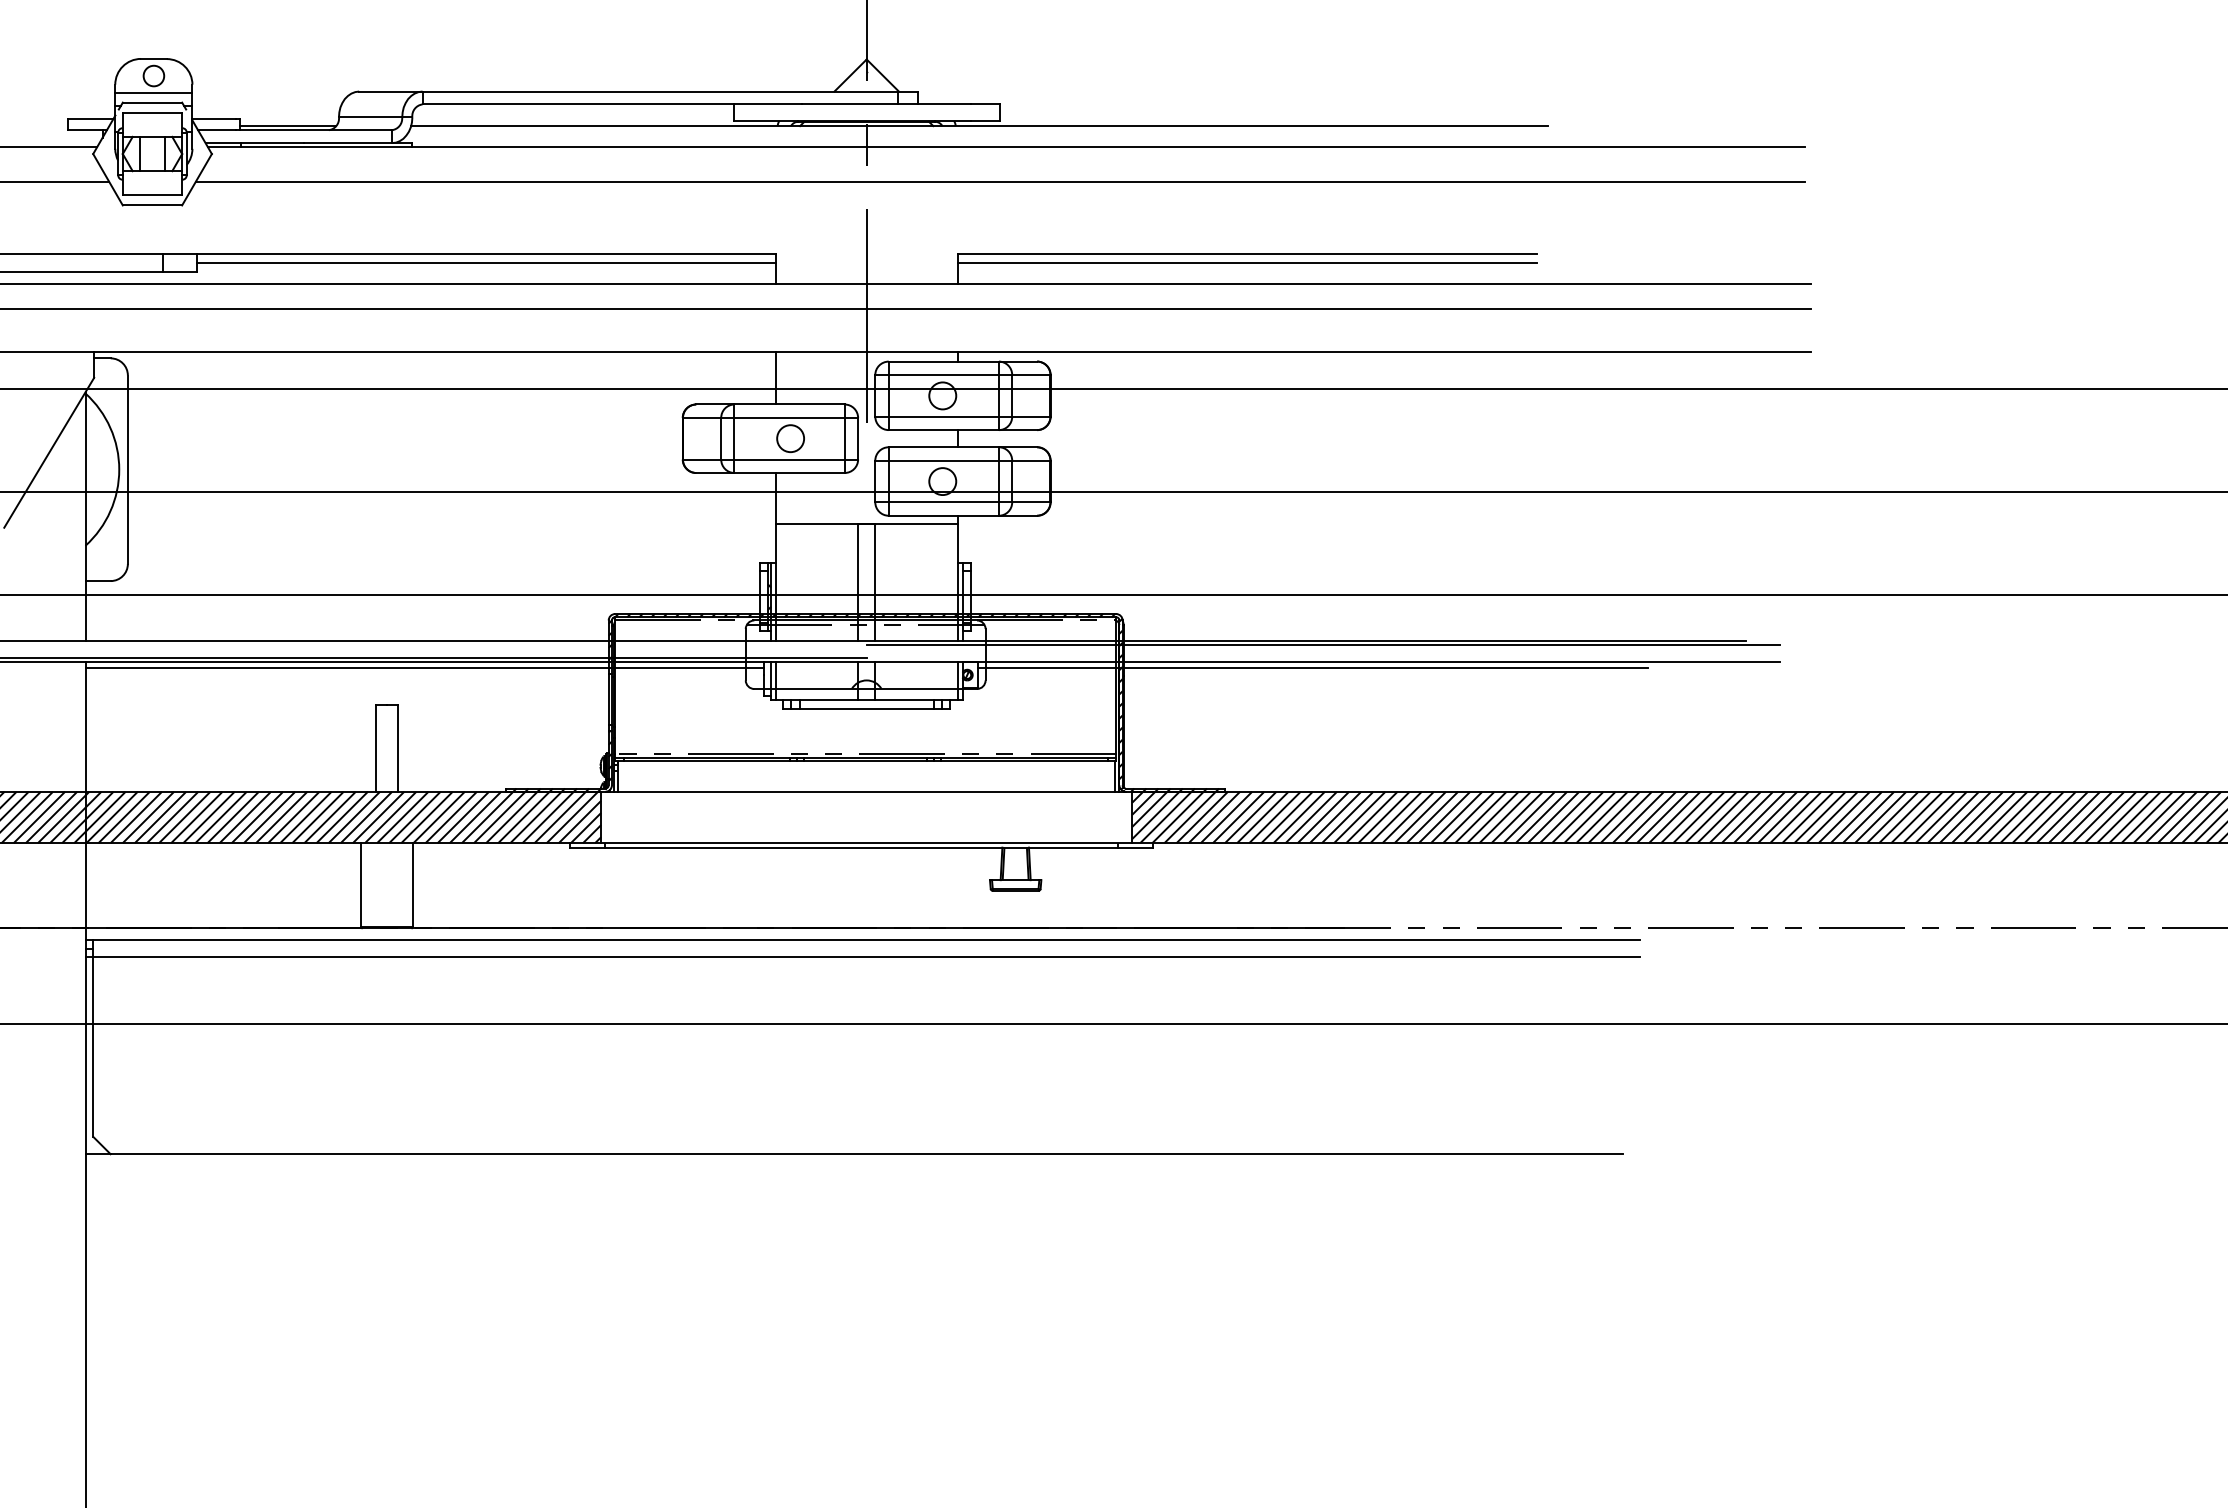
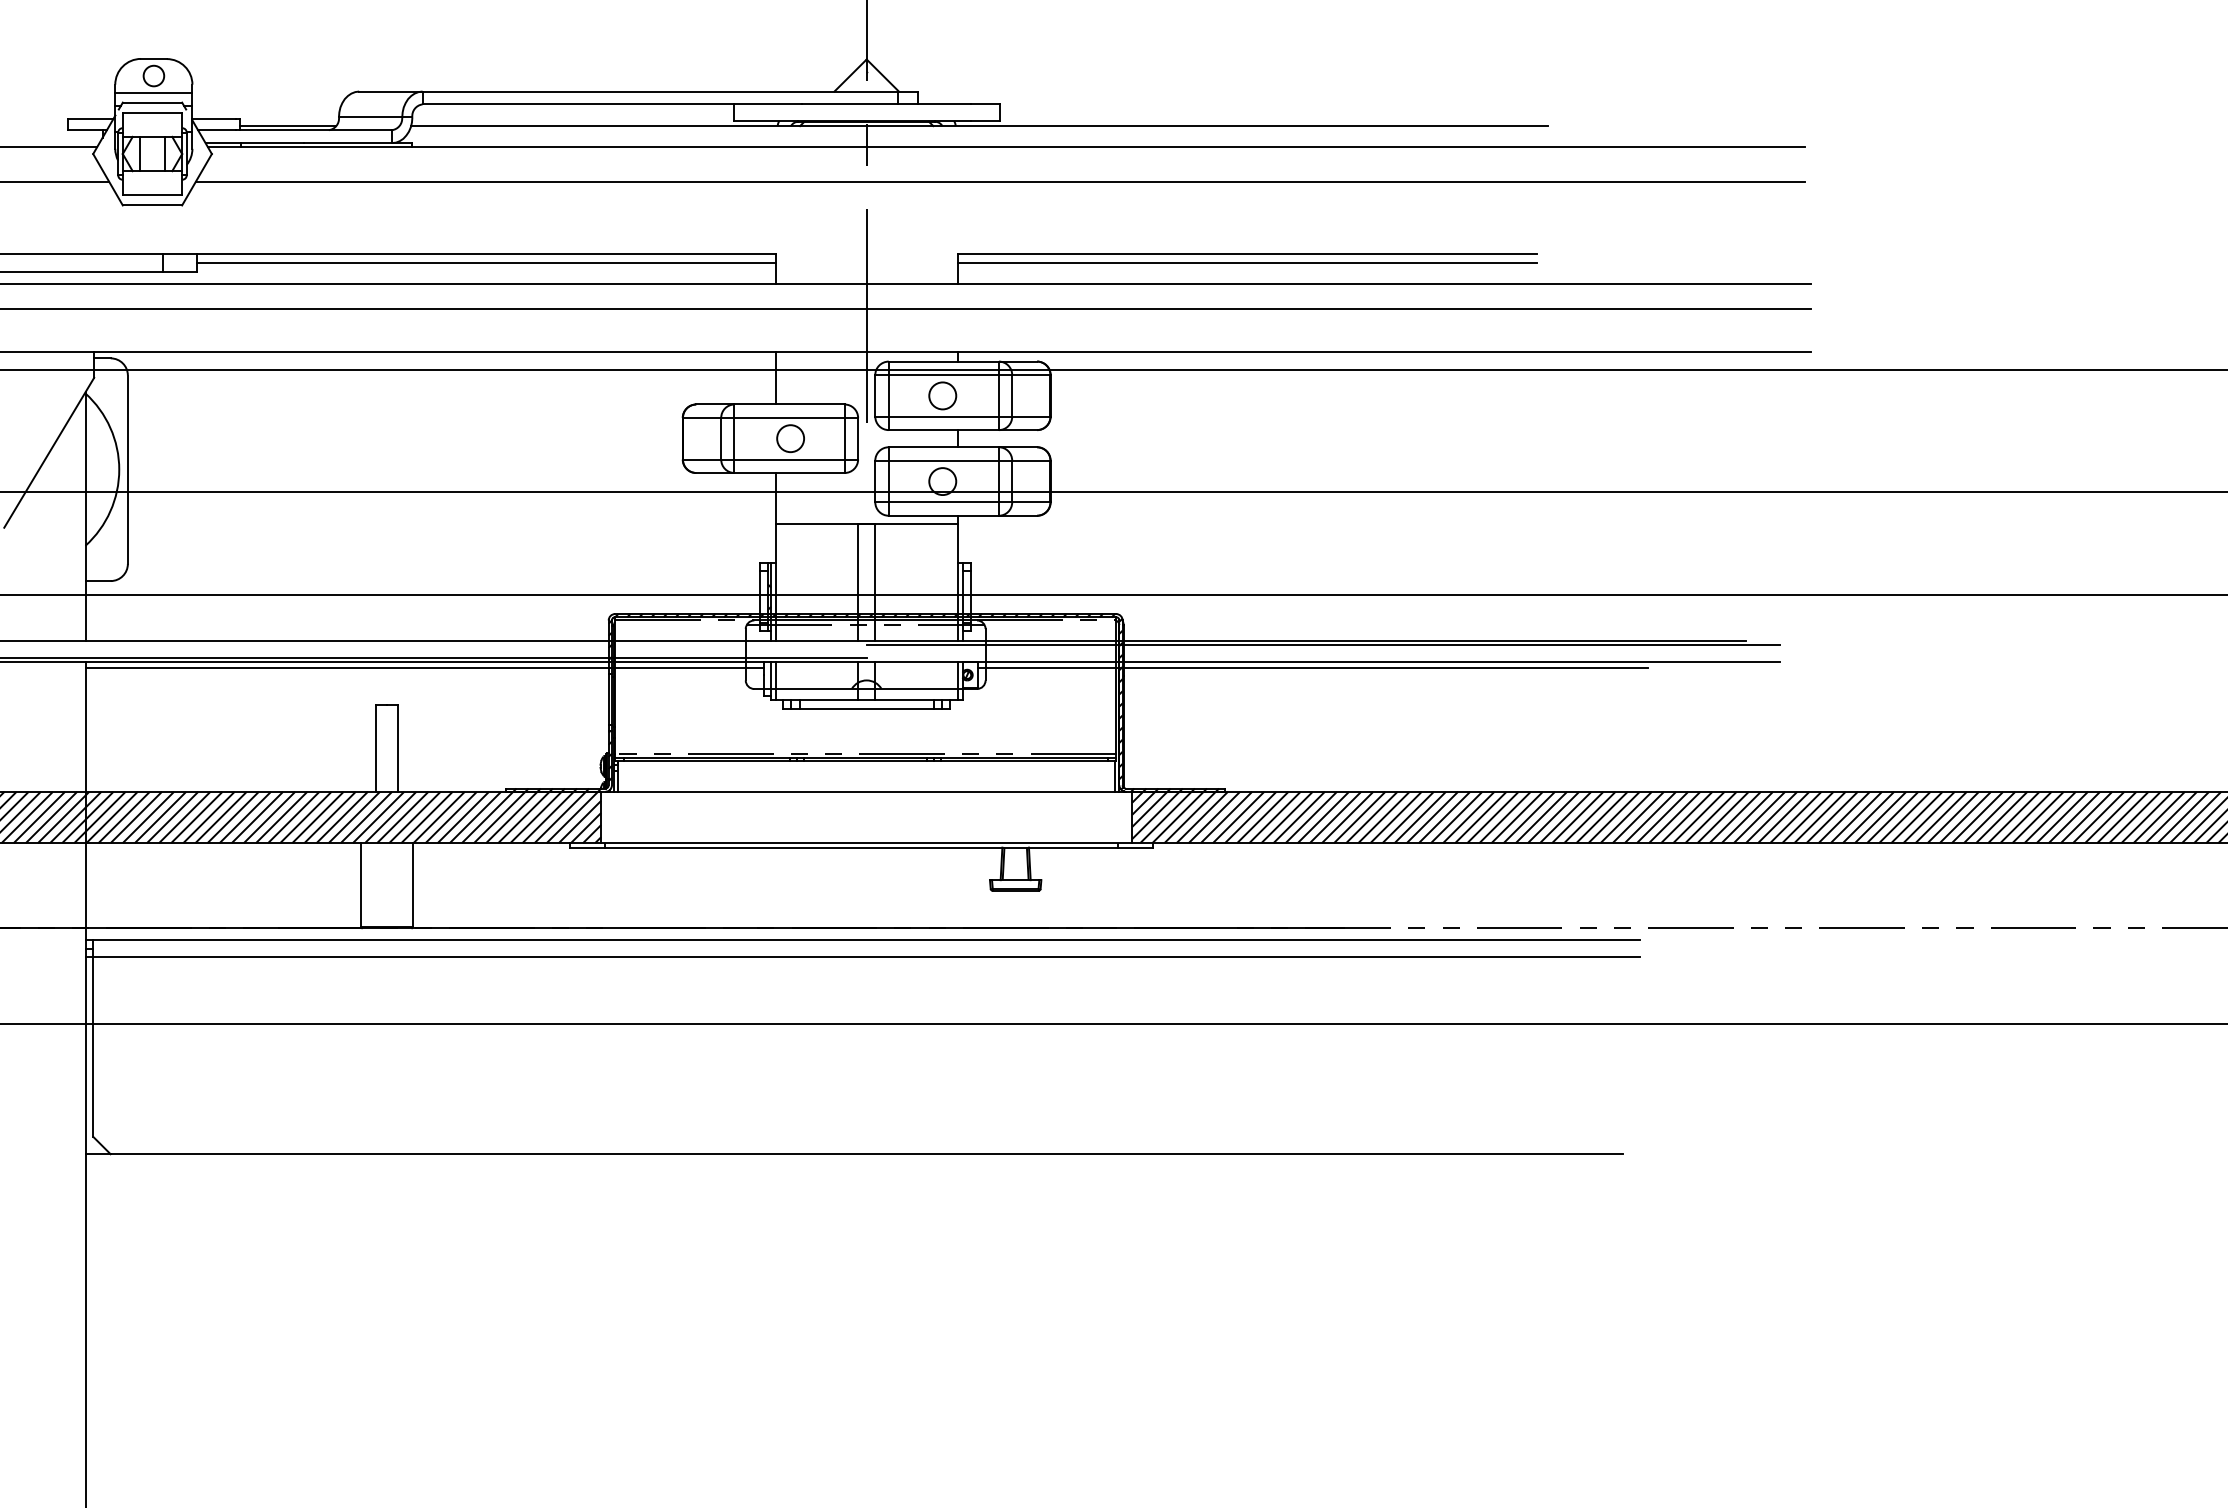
line position: (1113, 389) -> (1113, 370) (1113, 370)
